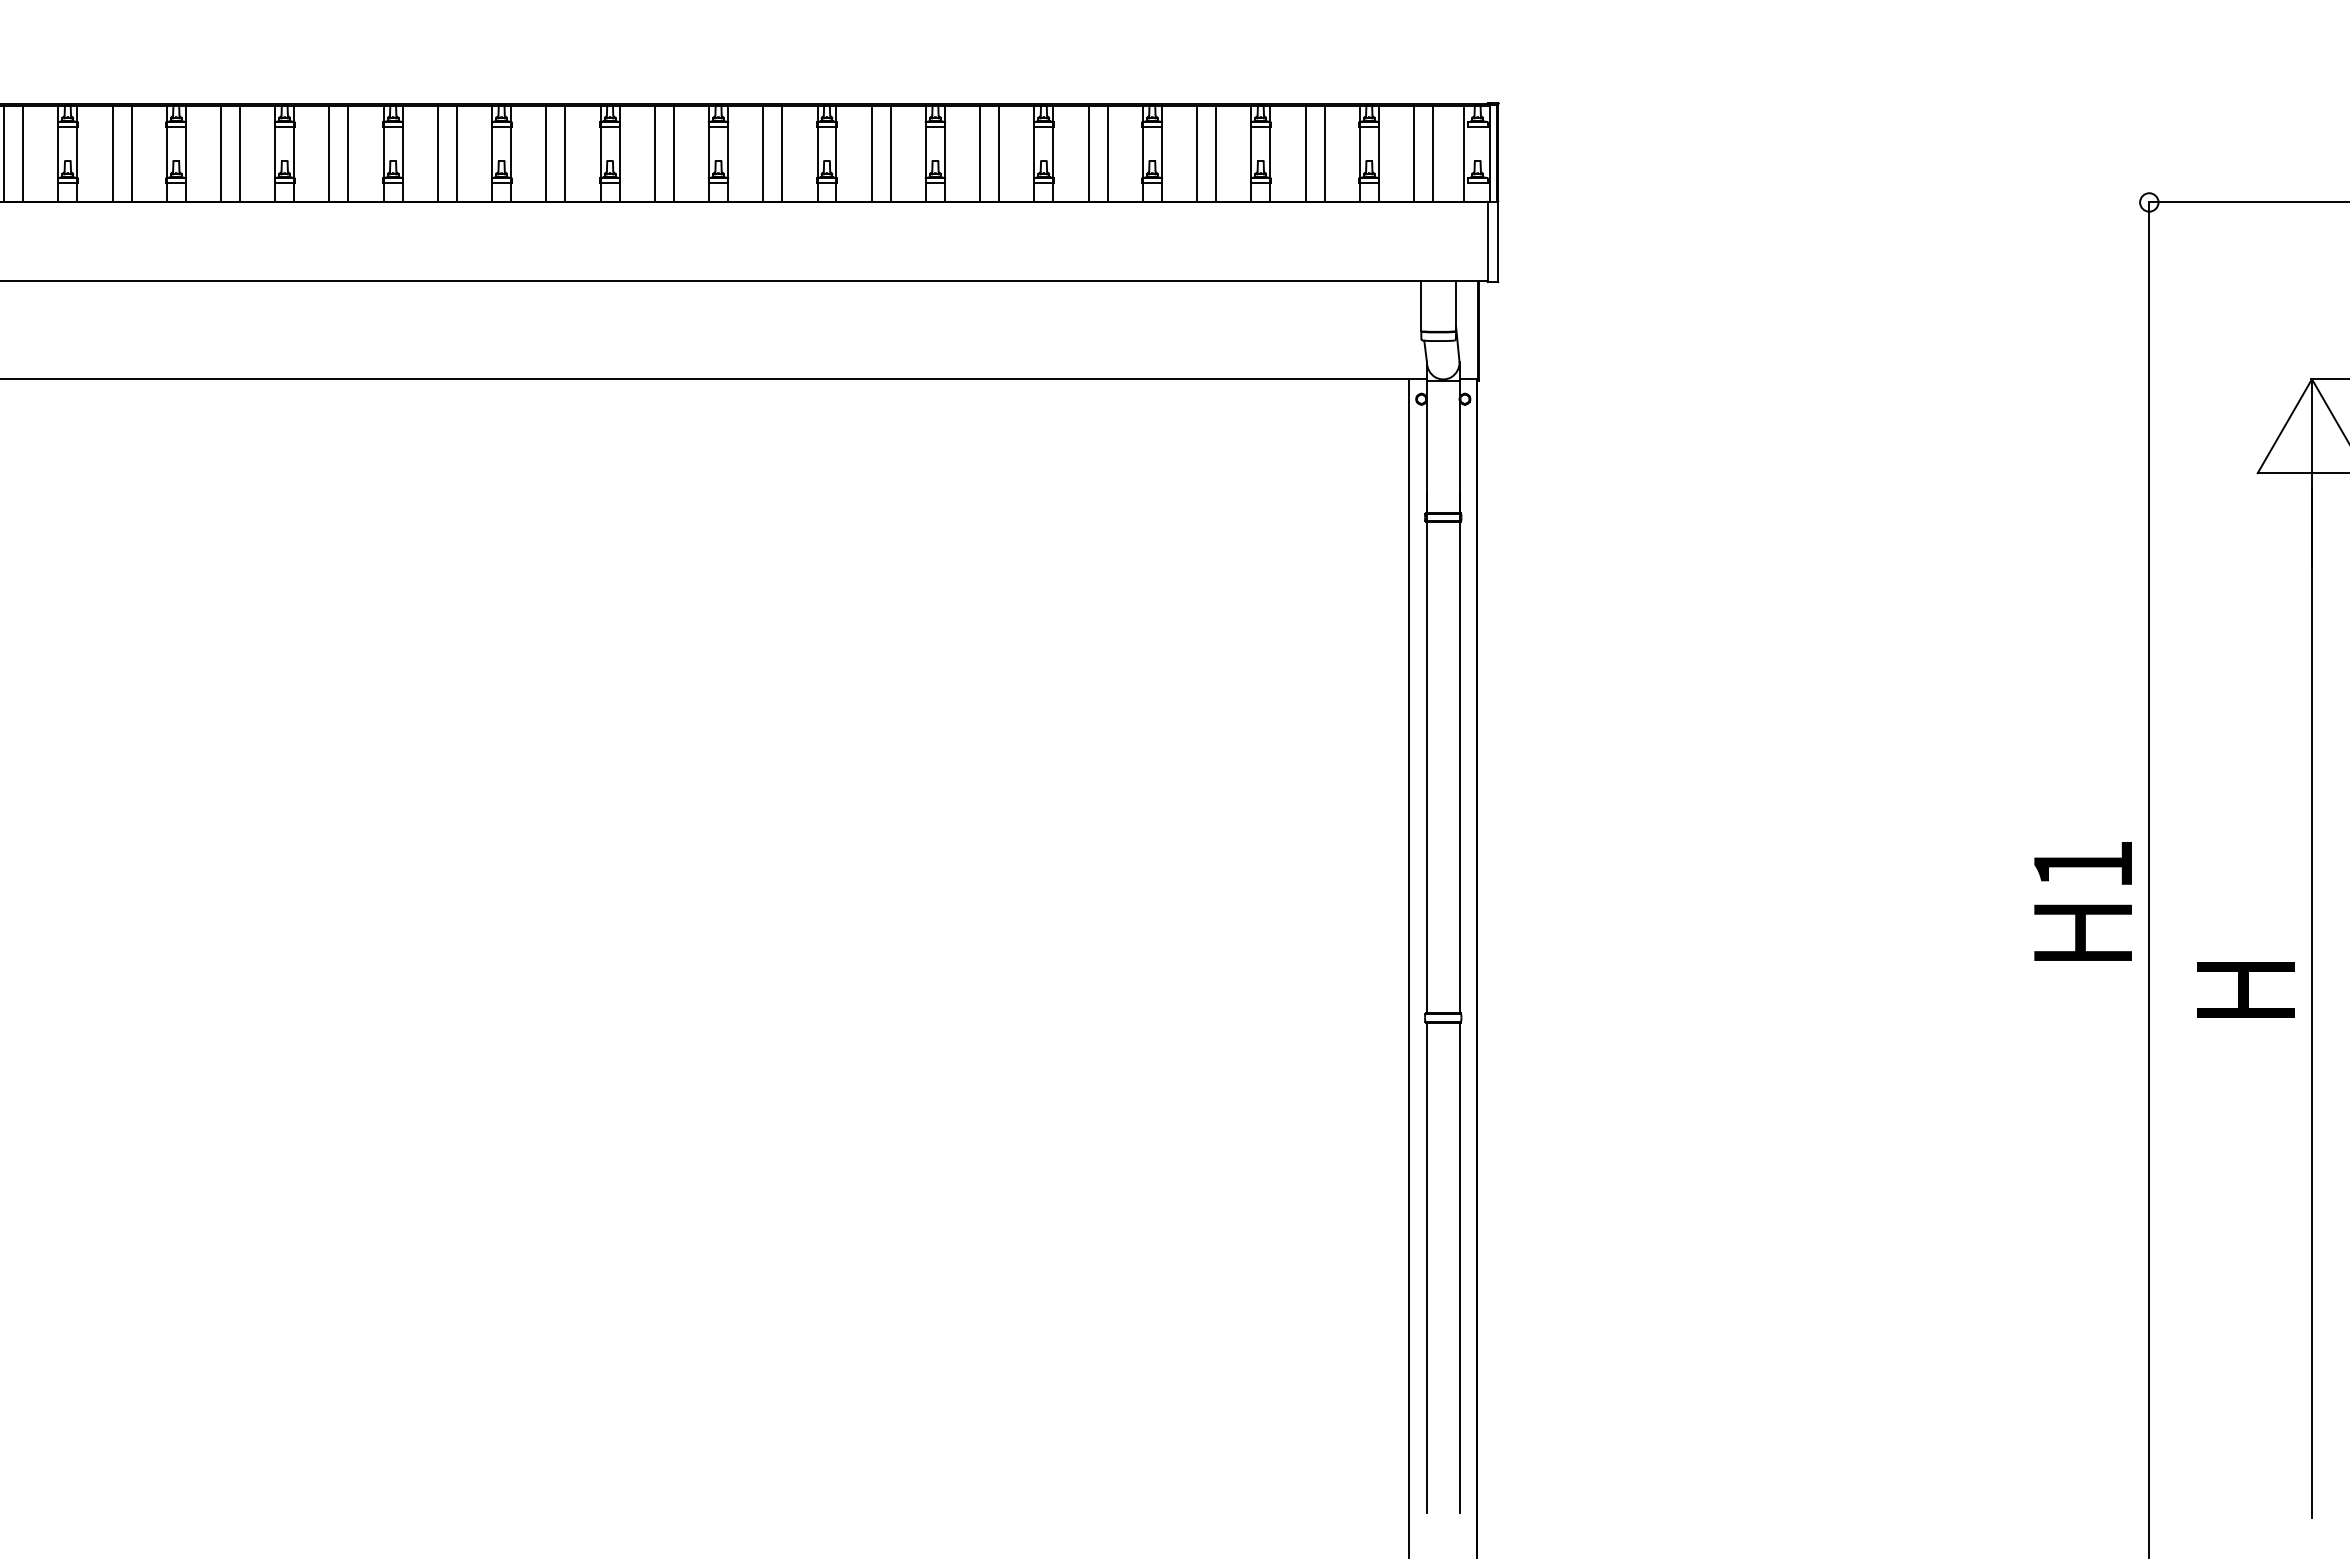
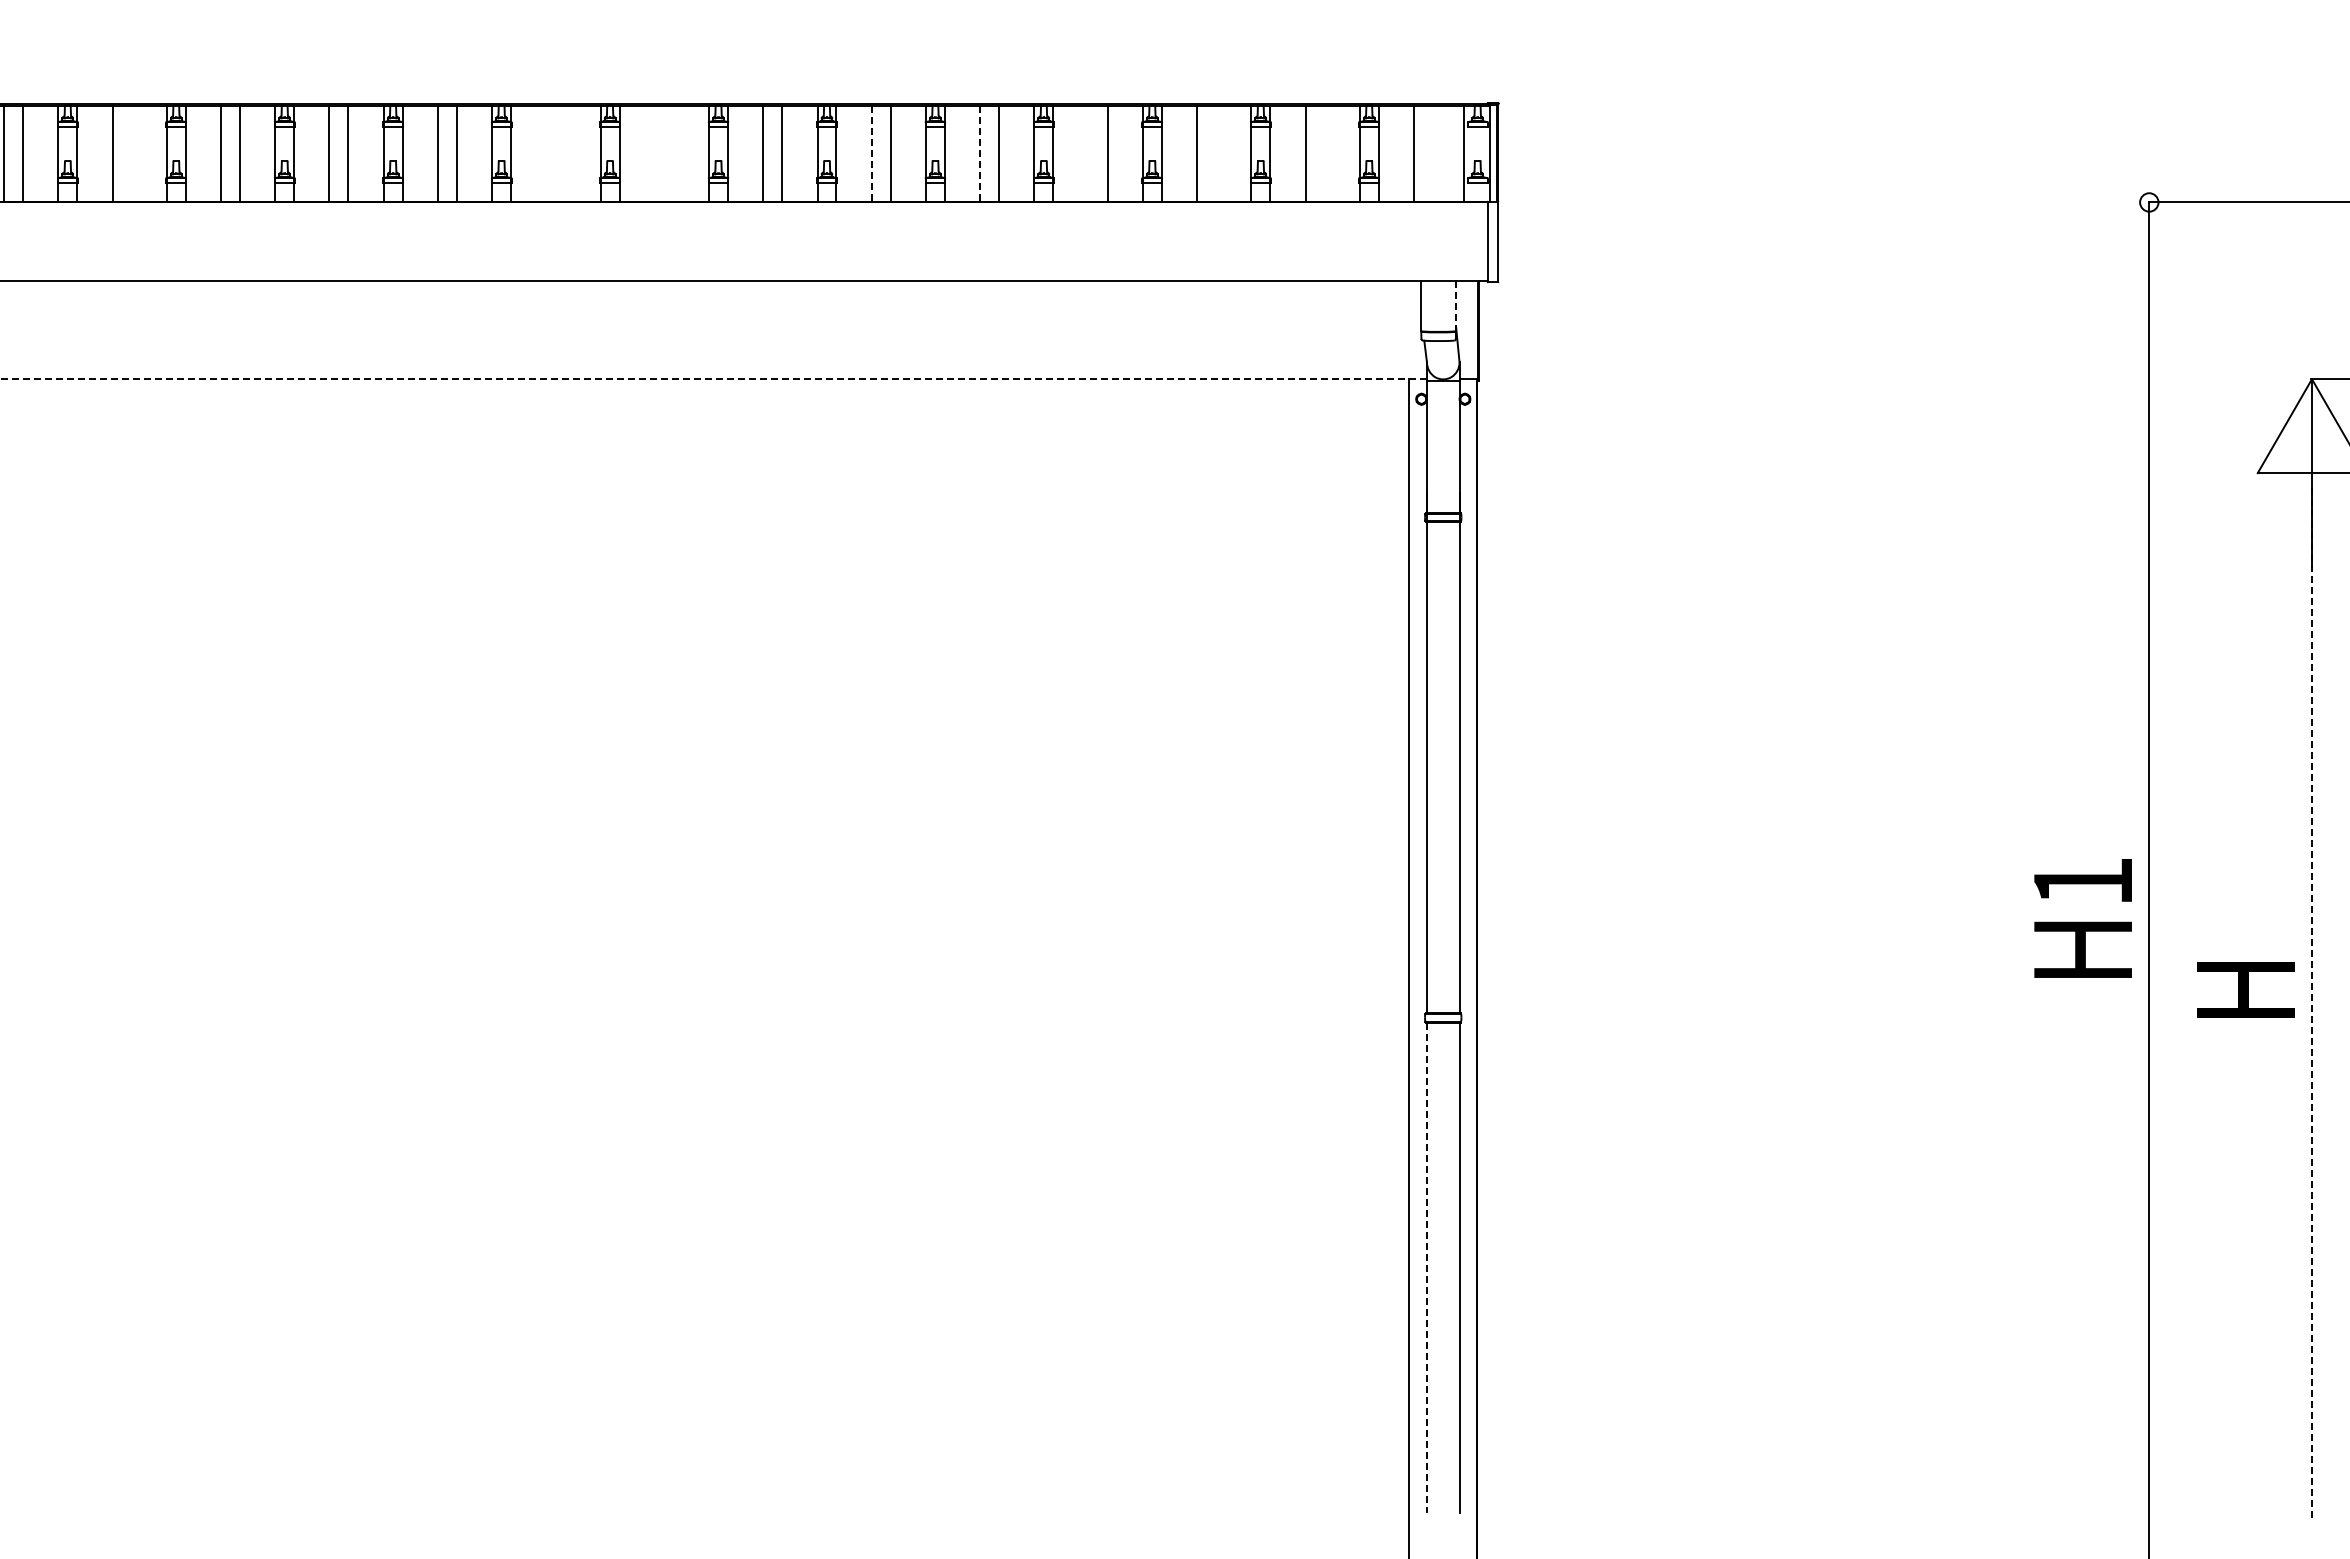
line: present -> none (131, 153)
line: present -> none (546, 153)
line: present -> none (565, 153)
line: present -> none (654, 153)
line: present -> none (673, 153)
line: solid -> dashed (871, 153)
line: solid -> dashed (980, 153)
line: present -> none (1088, 153)
line: present -> none (1216, 153)
line: present -> none (1324, 153)
line: present -> none (1432, 153)
line: solid -> dashed (1456, 306)
line: solid -> dashed (713, 379)
text position: (2082, 901) -> (2082, 918) (2082, 918)
line: solid -> dashed (2311, 1002)
line: solid -> dashed (1427, 1268)
